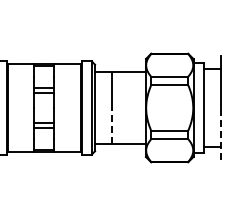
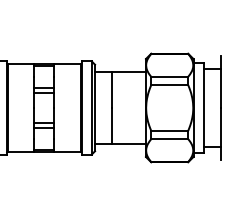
line: dashed -> solid (112, 125)
line: dashed -> solid (220, 133)
